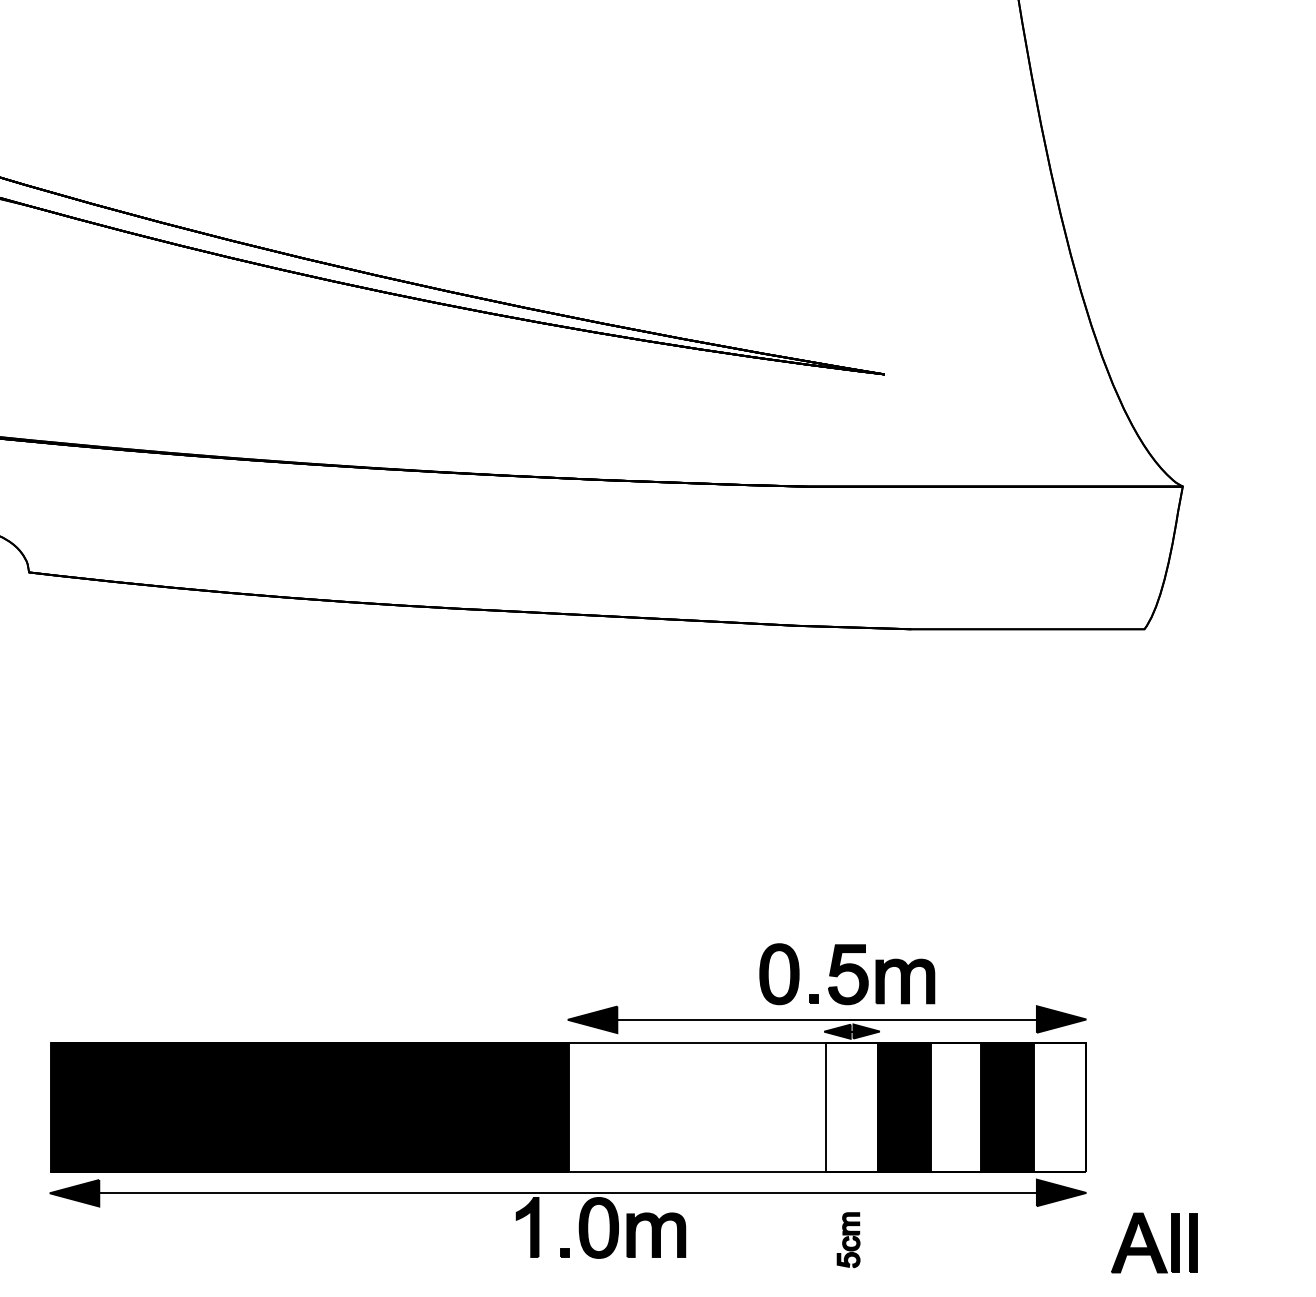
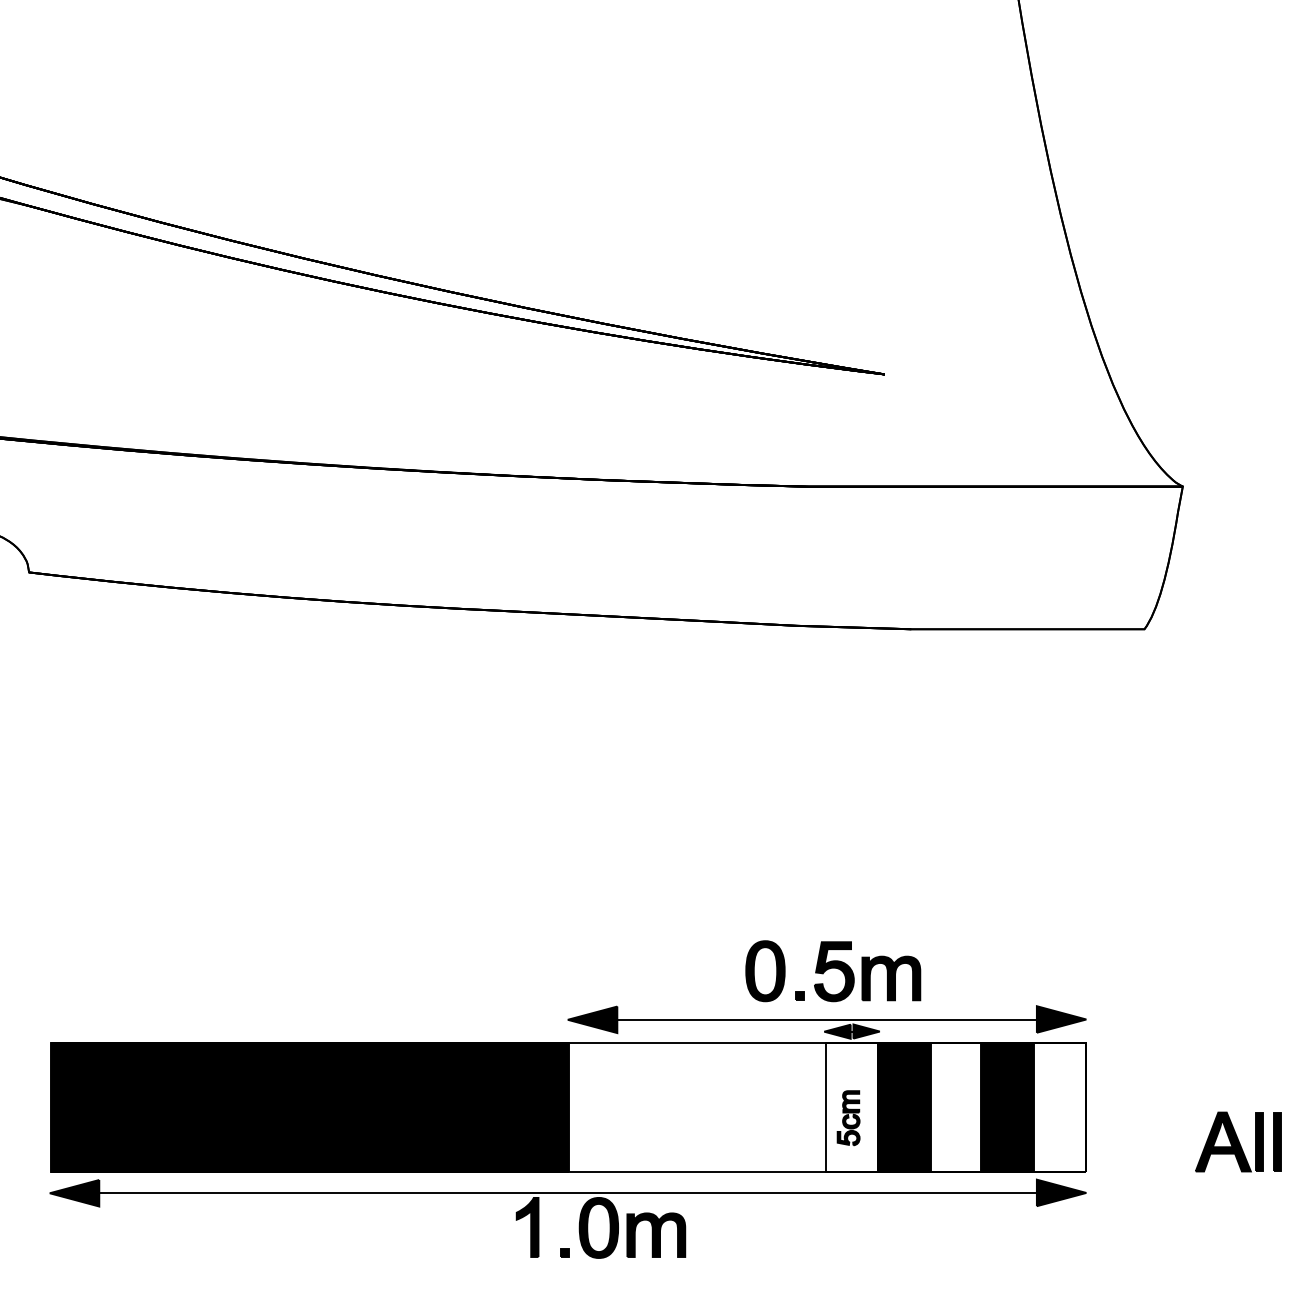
part position: (847, 974) -> (833, 971) (833, 971)
part position: (848, 1240) -> (848, 1118) (848, 1118)
part position: (1154, 1242) -> (1238, 1141) (1238, 1141)
